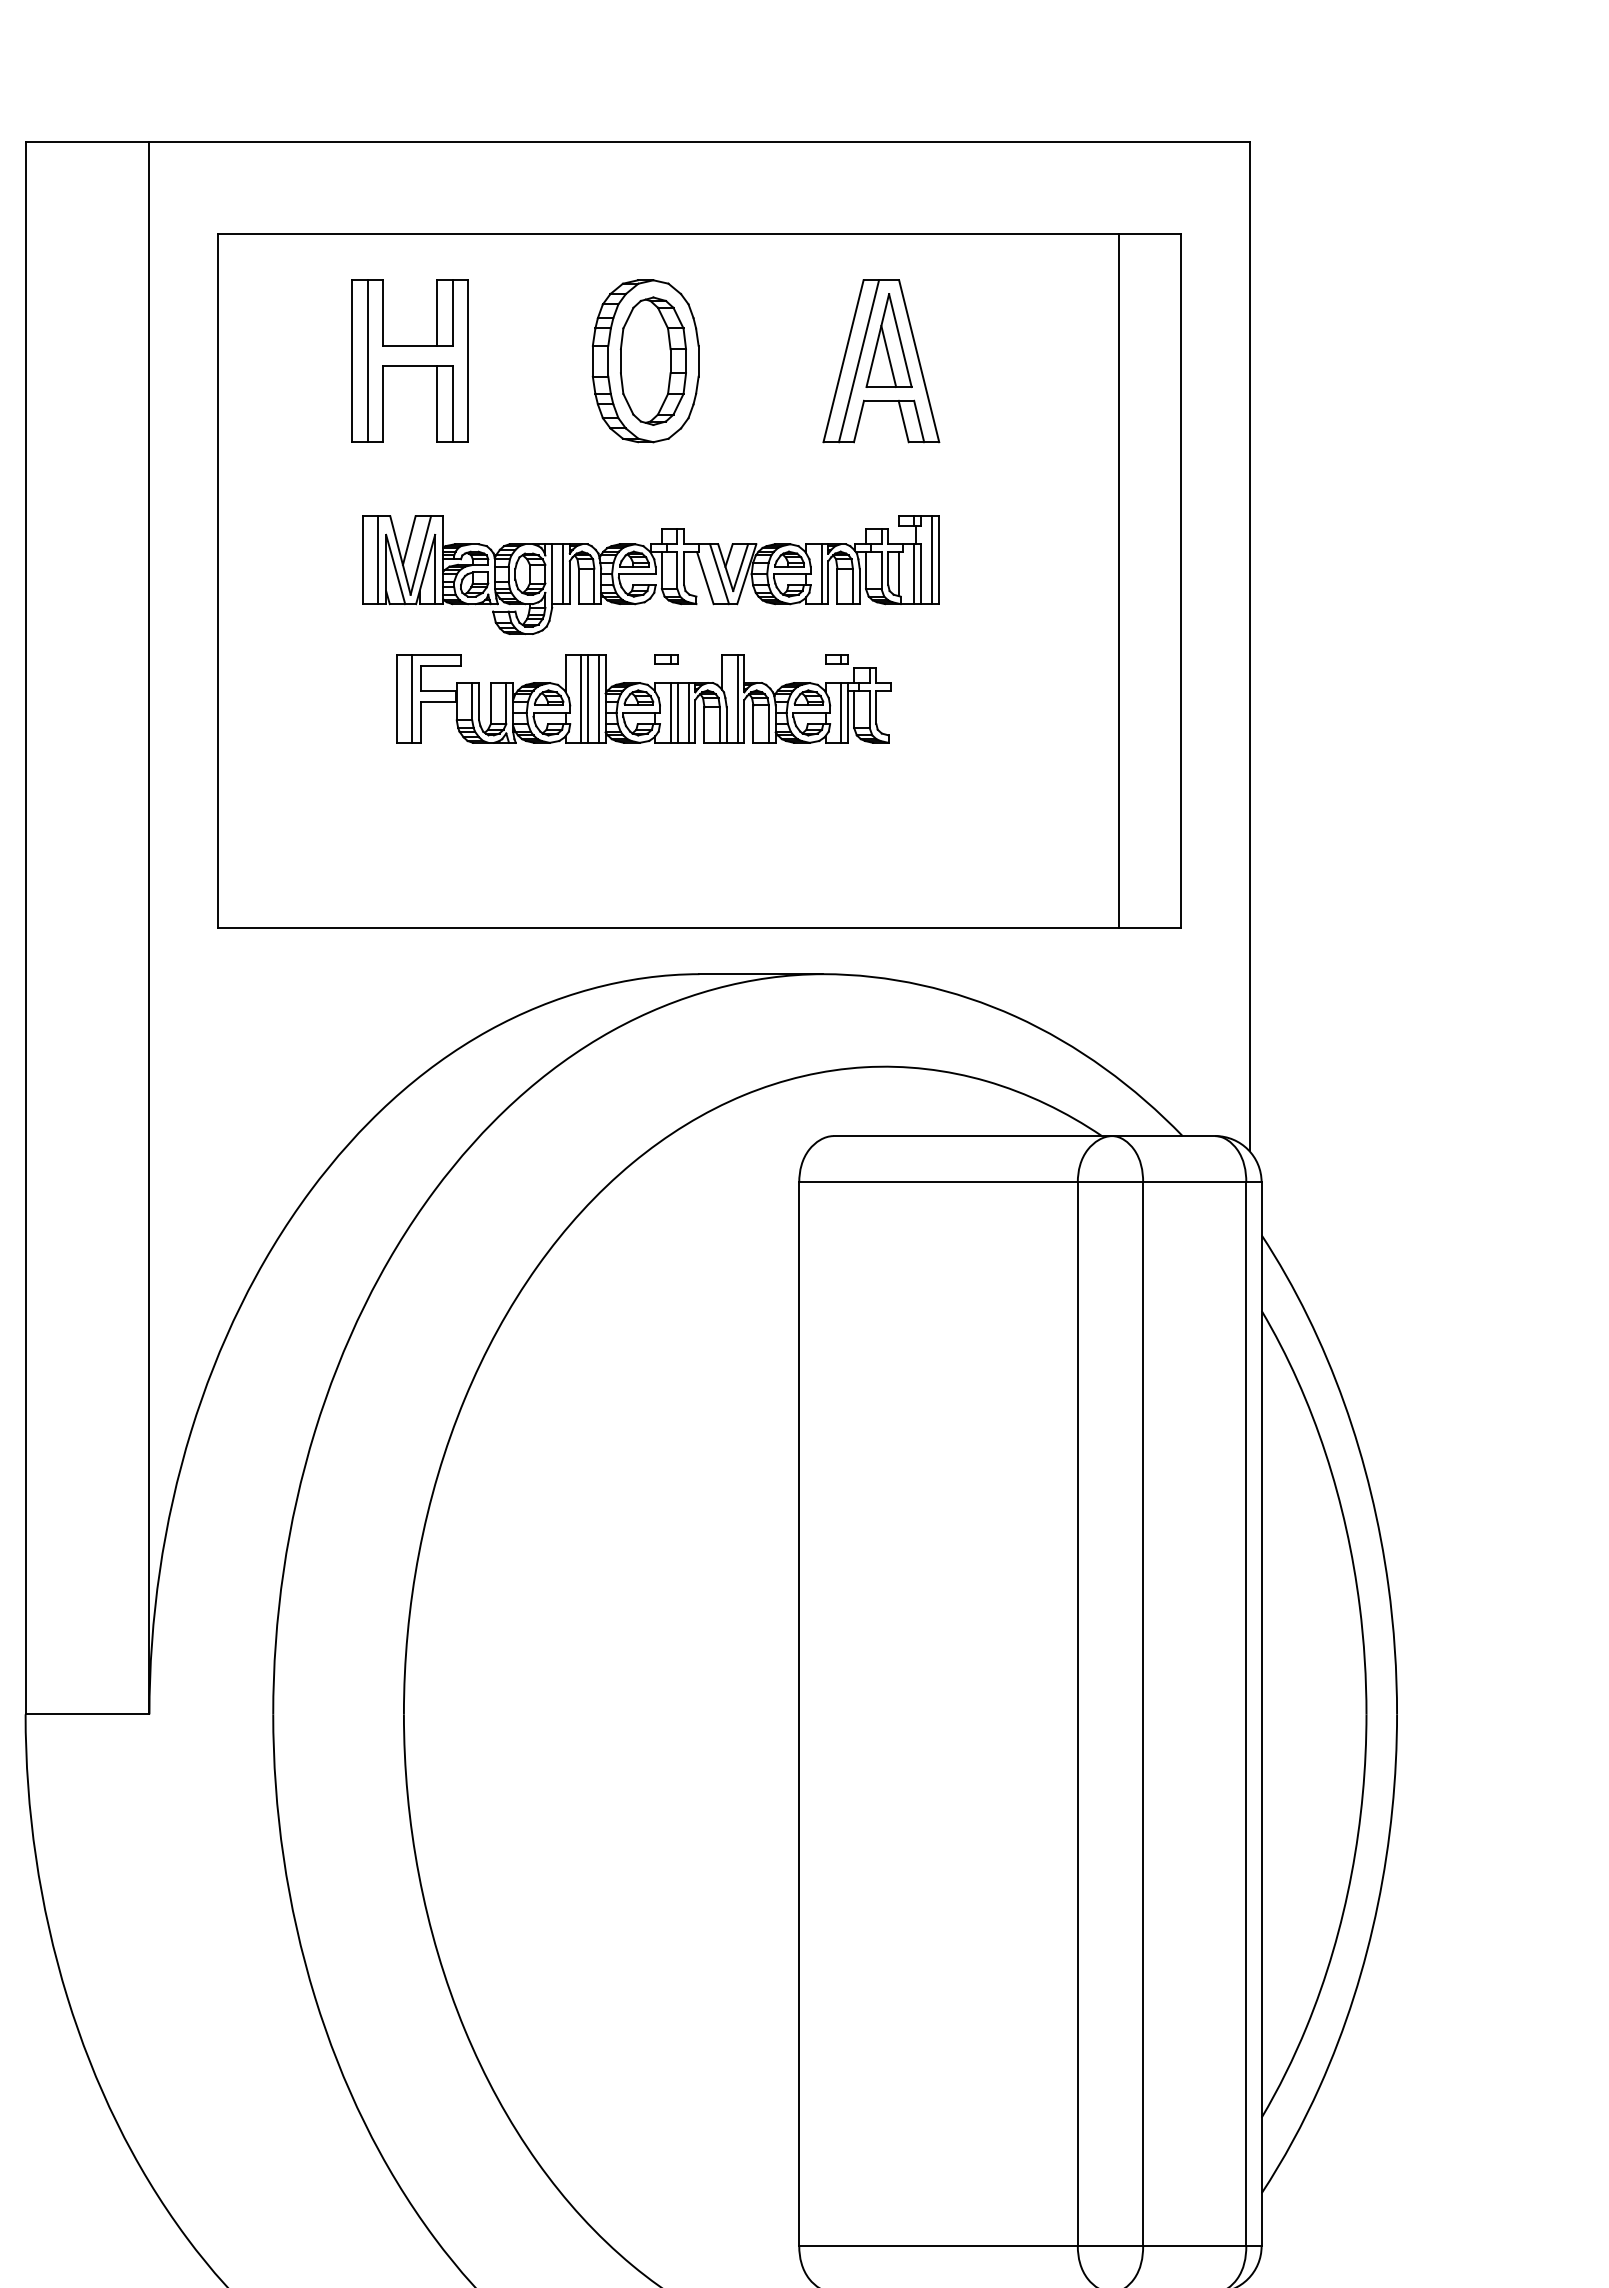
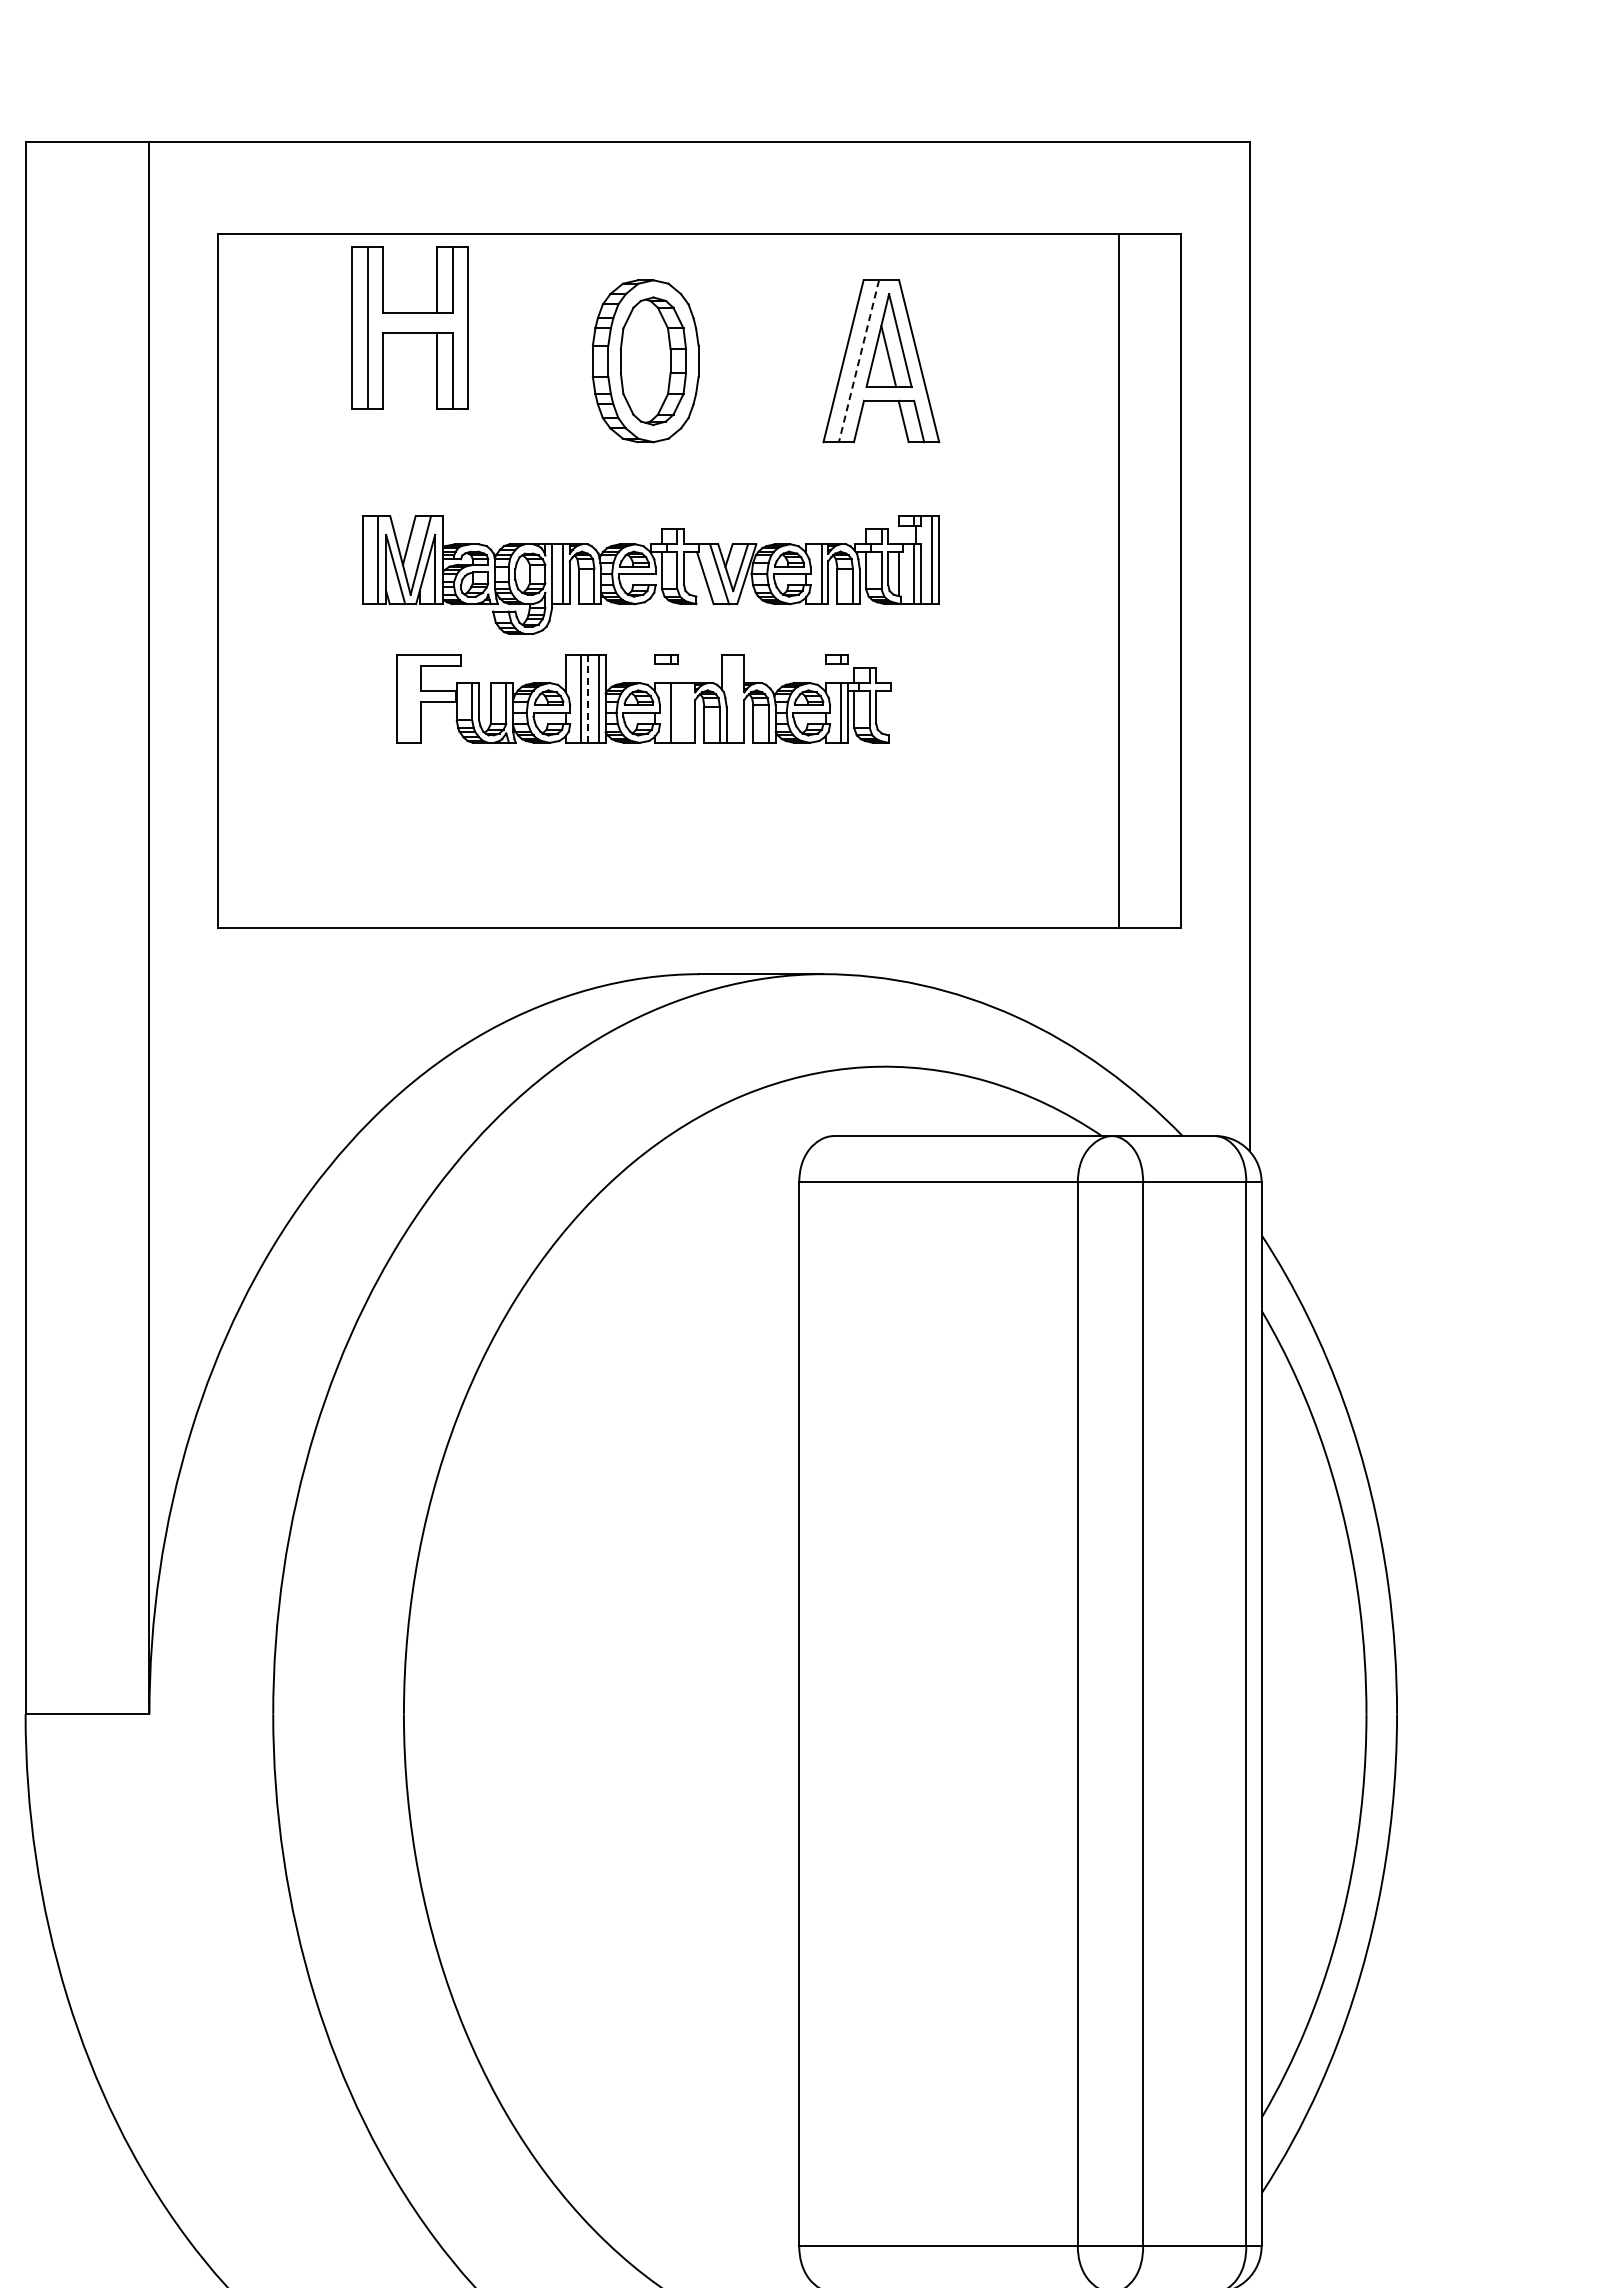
part position: (409, 360) -> (409, 327) (409, 327)
line: solid -> dashed (858, 361)
line: present -> none (412, 698)
line: solid -> dashed (587, 698)
line: present -> none (737, 698)
line: present -> none (677, 712)
line: present -> none (688, 712)
